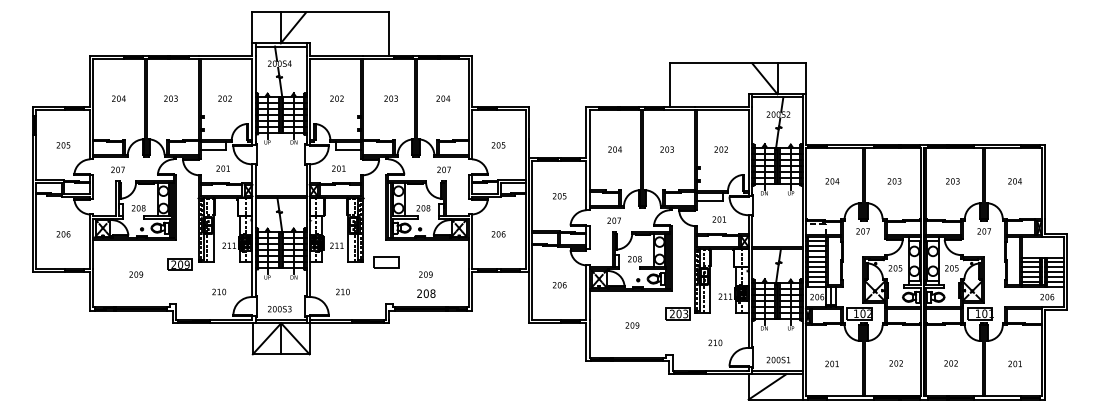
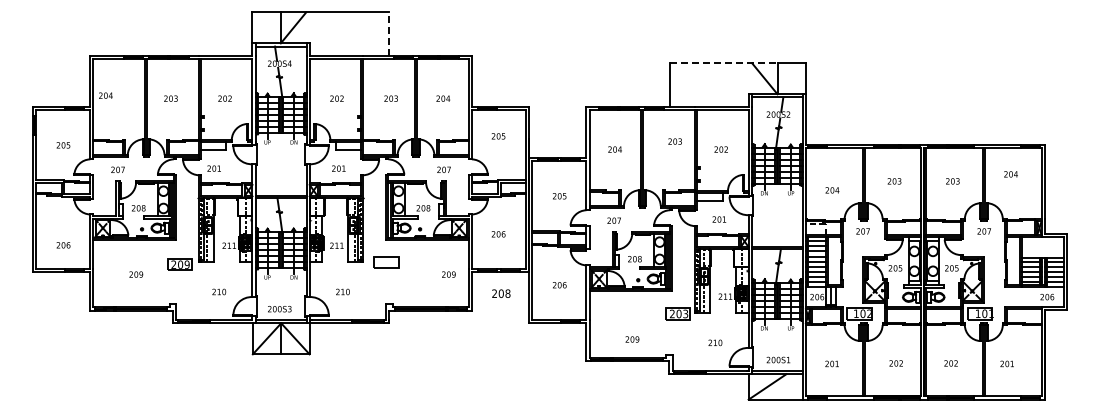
line: solid -> dashed (388, 34)
line: solid -> dashed (723, 63)
text position: (118, 98) -> (105, 95) (105, 95)
text position: (498, 145) -> (498, 136) (498, 136)
text position: (666, 149) -> (674, 141) (674, 141)
text position: (222, 168) -> (213, 168) (213, 168)
text position: (832, 181) -> (832, 190) (832, 190)
text position: (1014, 181) -> (1010, 174) (1010, 174)
text position: (63, 234) -> (63, 245) (63, 245)
text position: (425, 274) -> (448, 274) (448, 274)
text position: (426, 293) -> (501, 293) (501, 293)
text position: (632, 325) -> (632, 339) (632, 339)
text position: (1014, 363) -> (1006, 363) (1006, 363)
